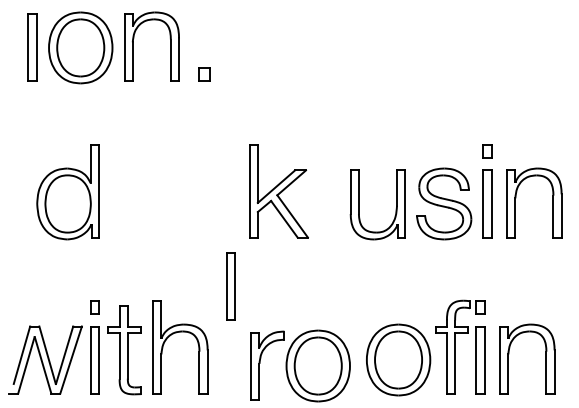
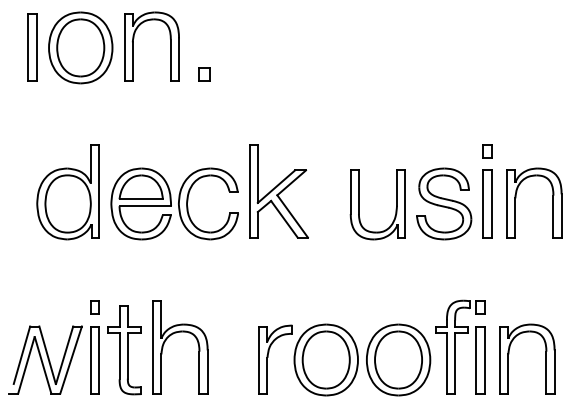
part: none -> present (174, 203)
part: present -> none (230, 286)
part position: (300, 365) -> (308, 359) (308, 359)
